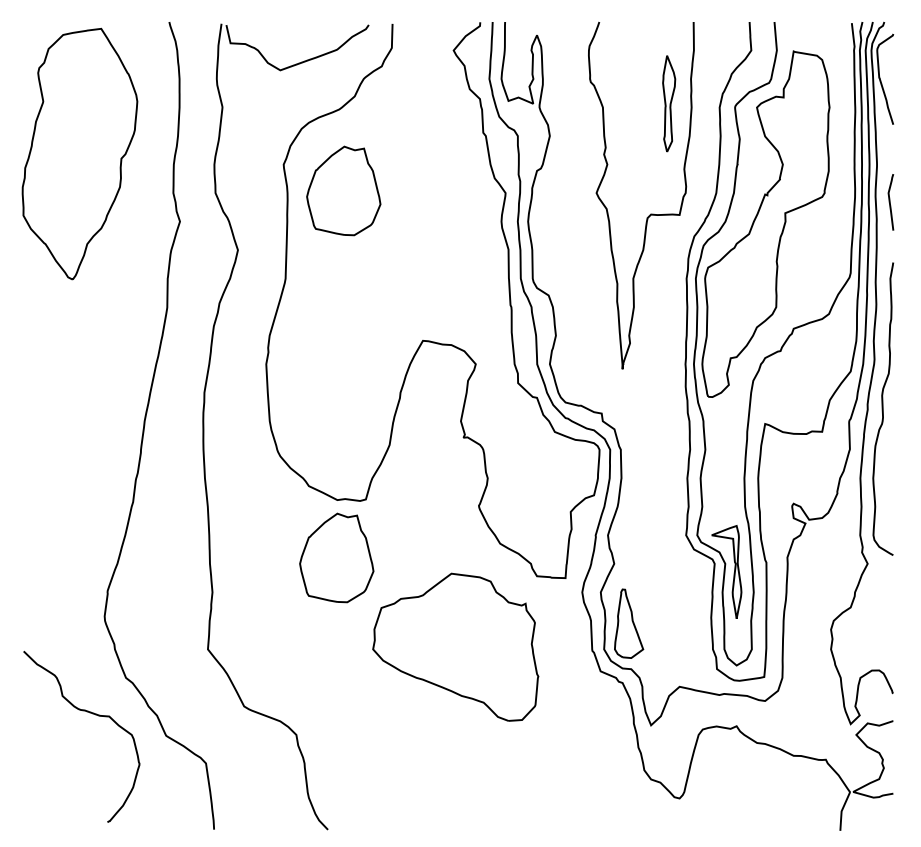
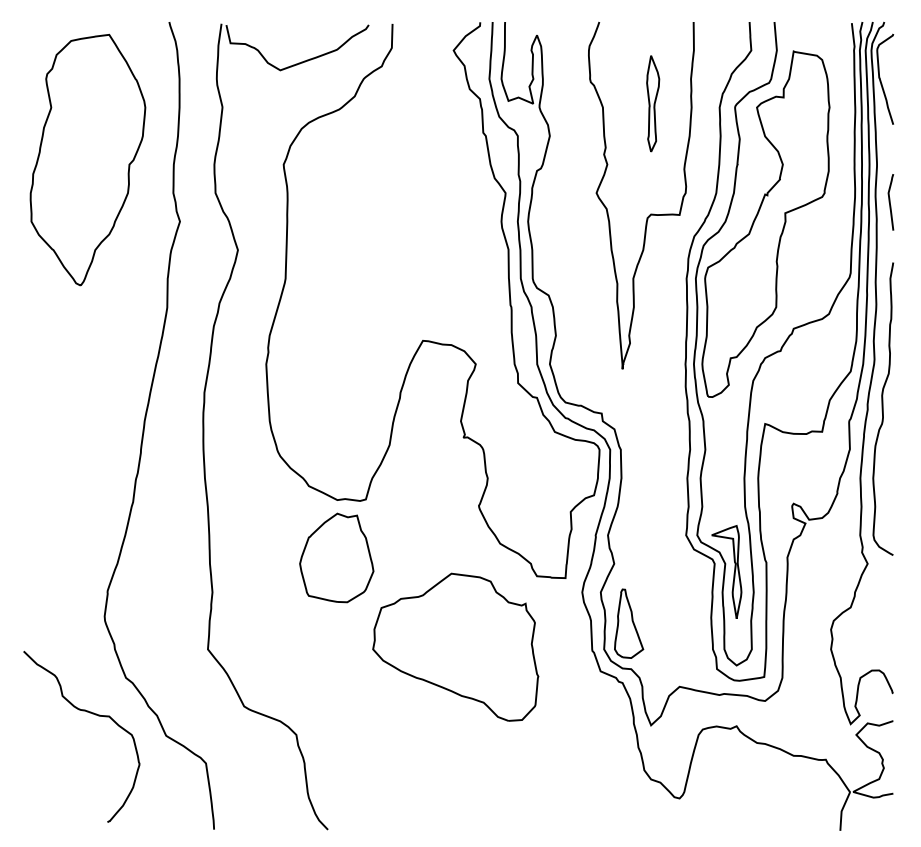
part position: (669, 103) -> (653, 103) (653, 103)
part position: (79, 153) -> (87, 159) (87, 159)
part: present -> none (343, 190)
